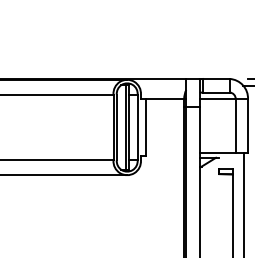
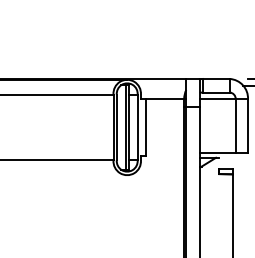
line: present -> none (64, 175)
line: present -> none (243, 203)
